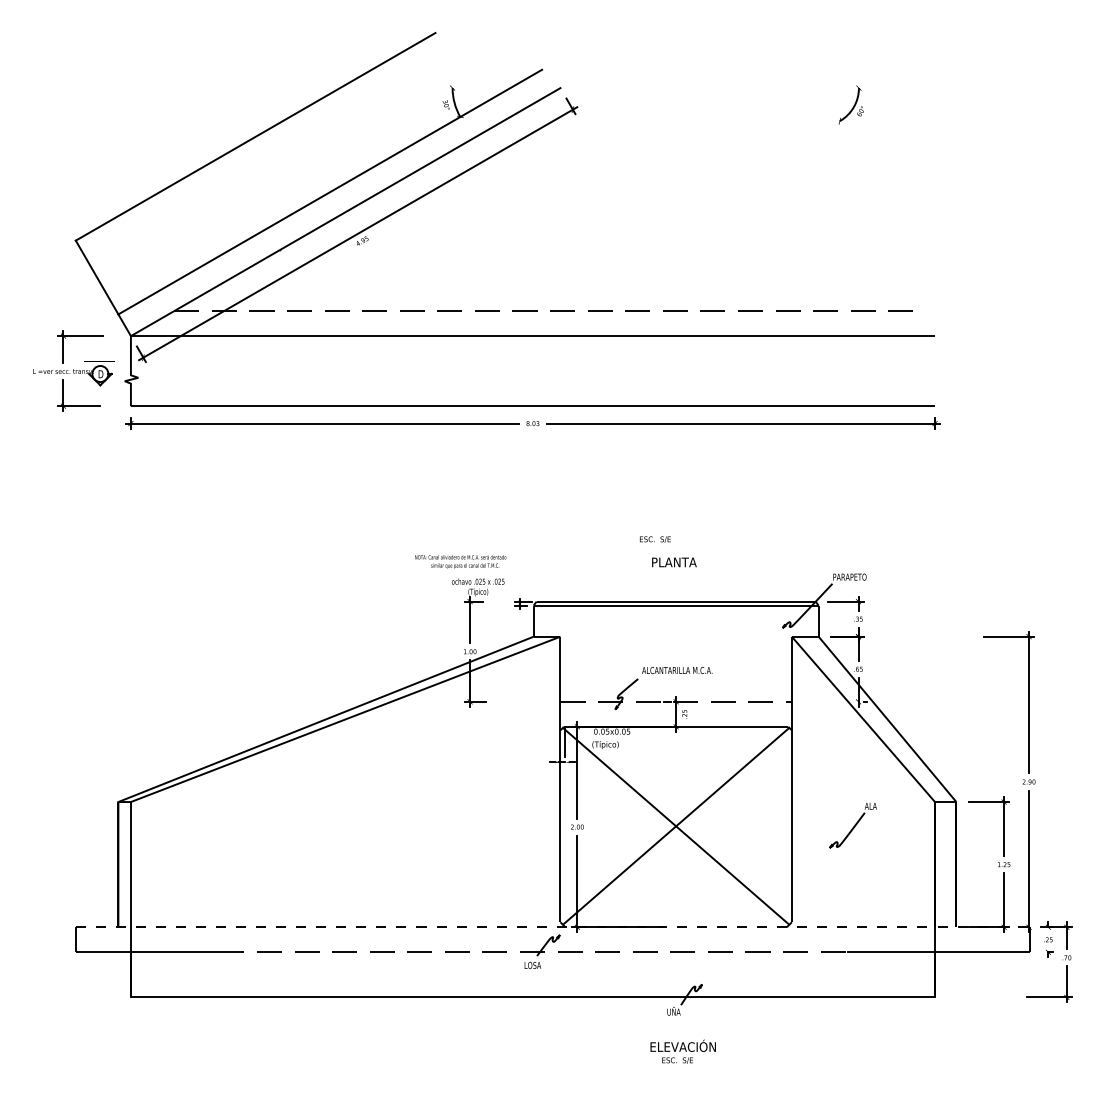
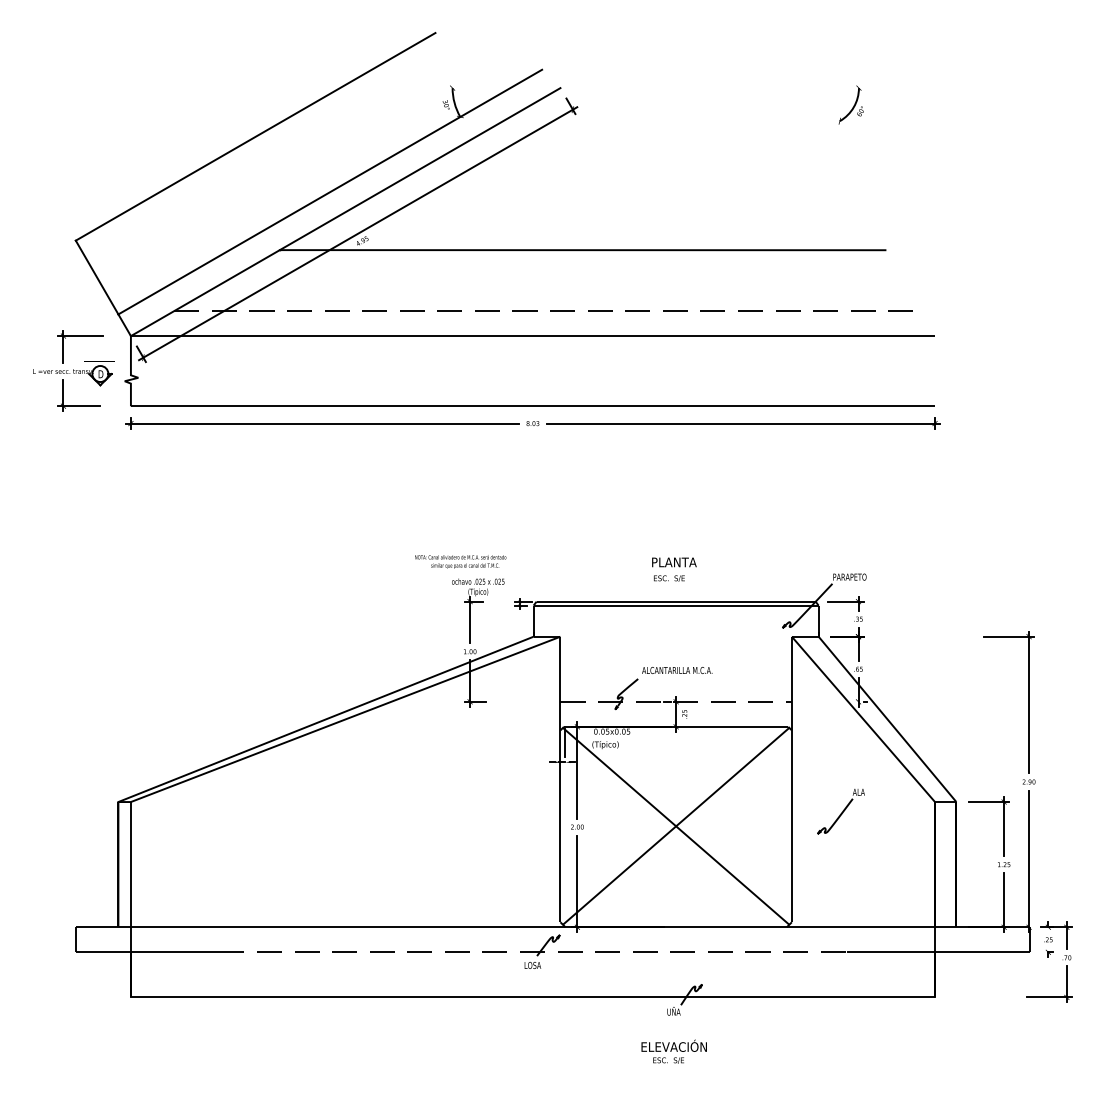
line: none -> present (582, 250)
text position: (655, 539) -> (669, 578) (669, 578)
part position: (852, 825) -> (840, 811) (840, 811)
line: dashed -> solid (553, 927)
text position: (682, 1051) -> (673, 1051) (673, 1051)
